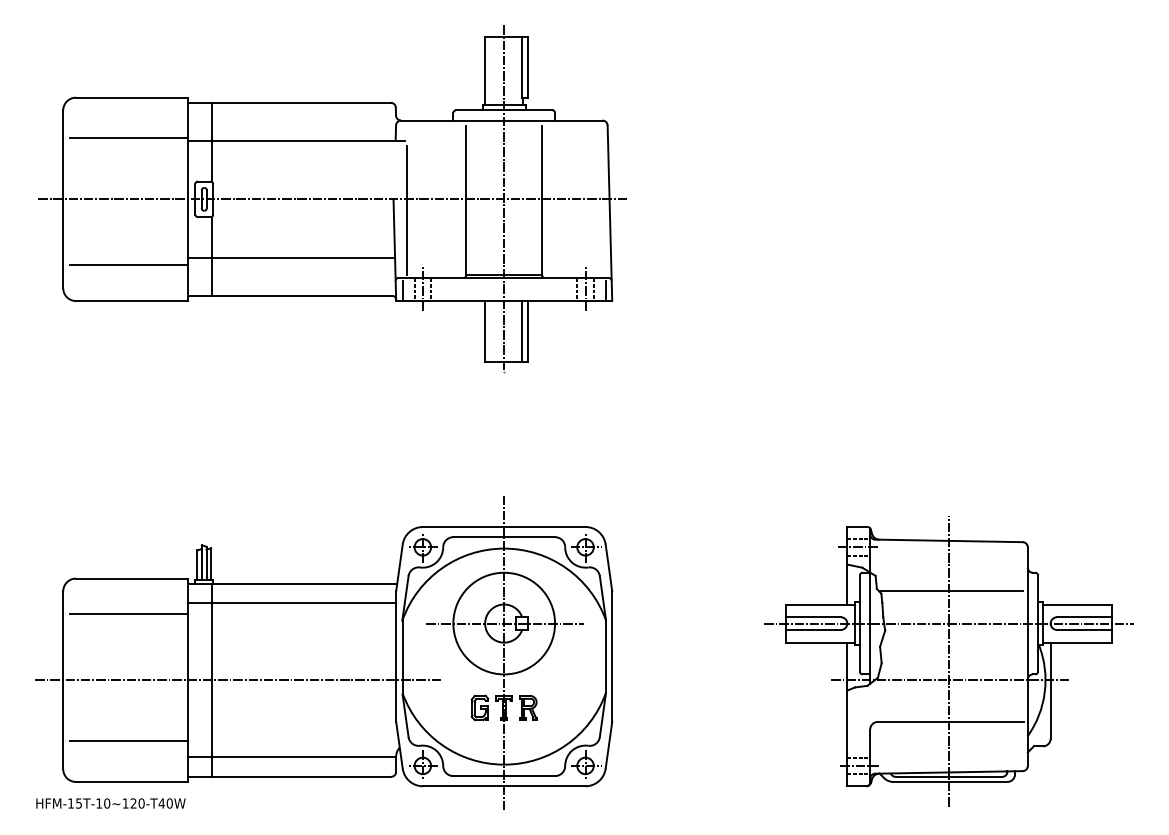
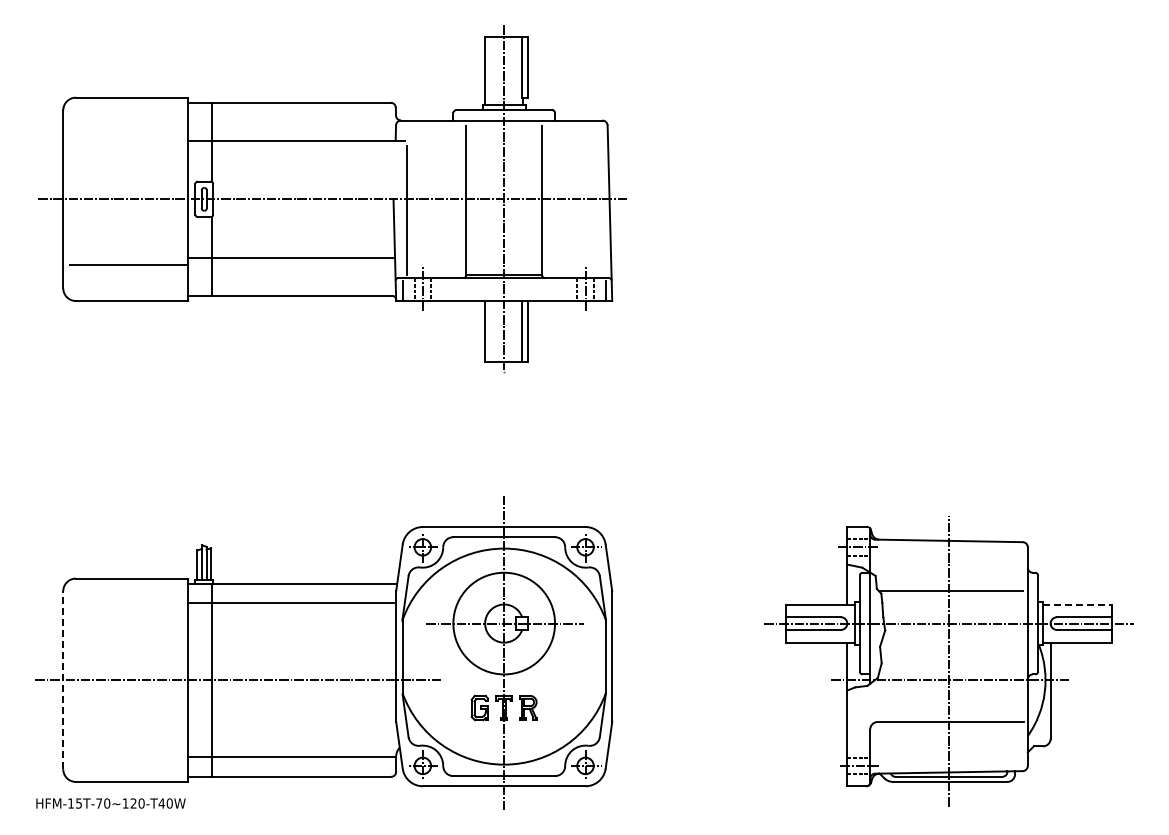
line: present -> none (128, 138)
line: solid -> dashed (1077, 604)
line: present -> none (128, 614)
line: solid -> dashed (63, 680)
line: present -> none (128, 741)
text: HFM-15T-10~120-T40W -> HFM-15T-70~120-T40W (98, 803)
